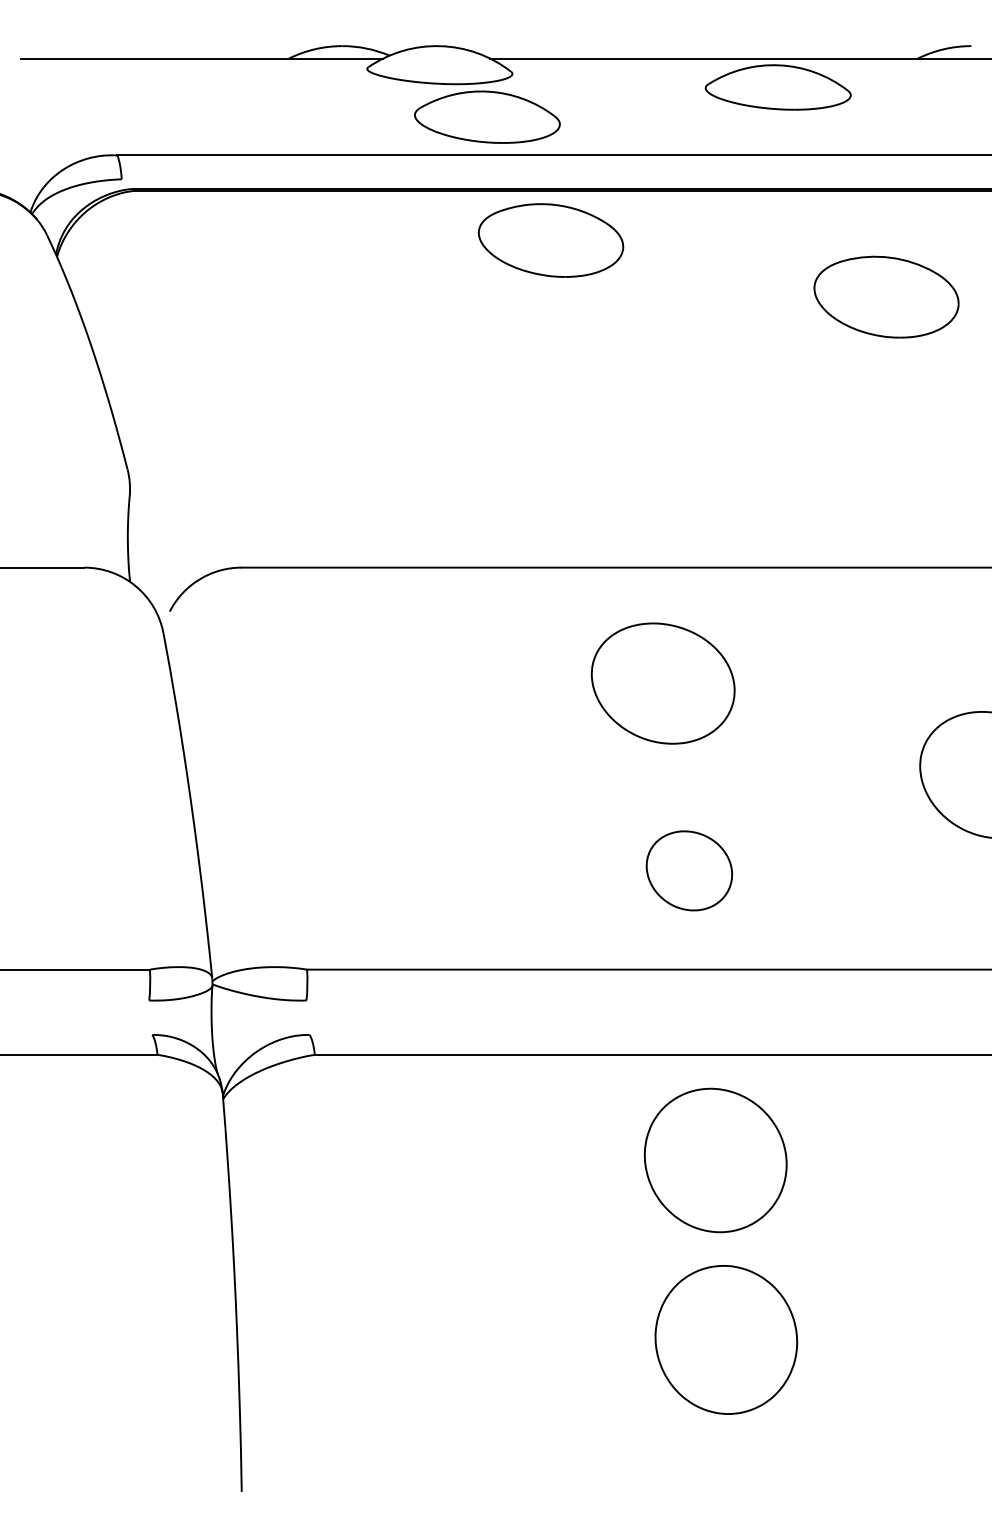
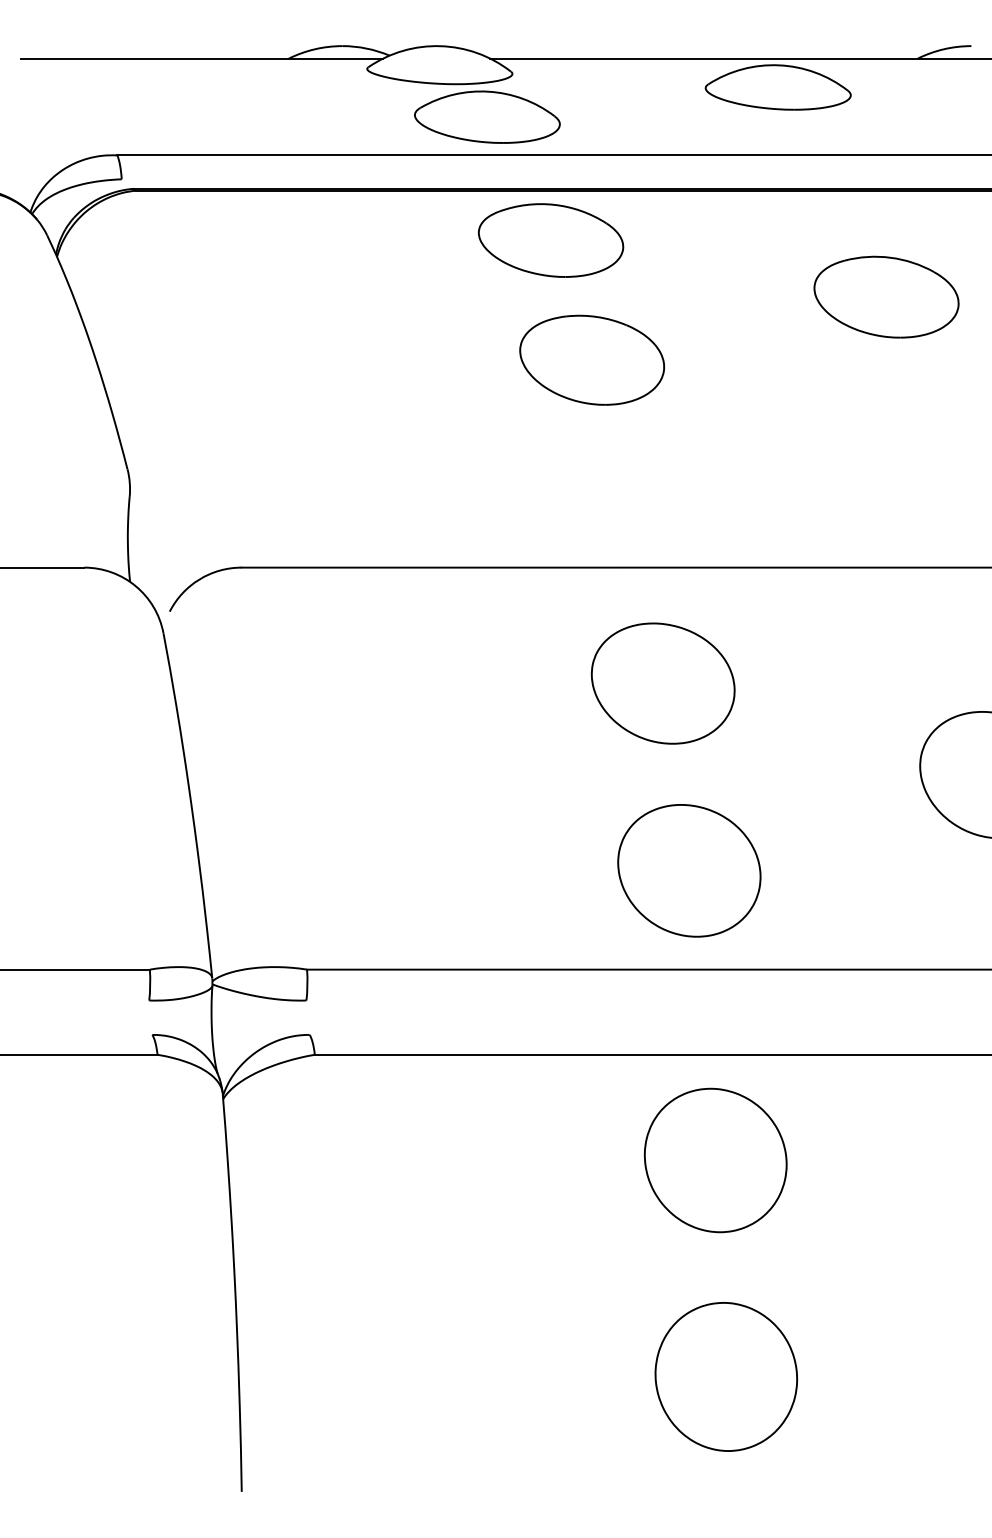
part: none -> present (591, 359)
part size: 88x82 px -> 145x134 px (689, 870)
part position: (726, 1339) -> (726, 1376) (726, 1376)
